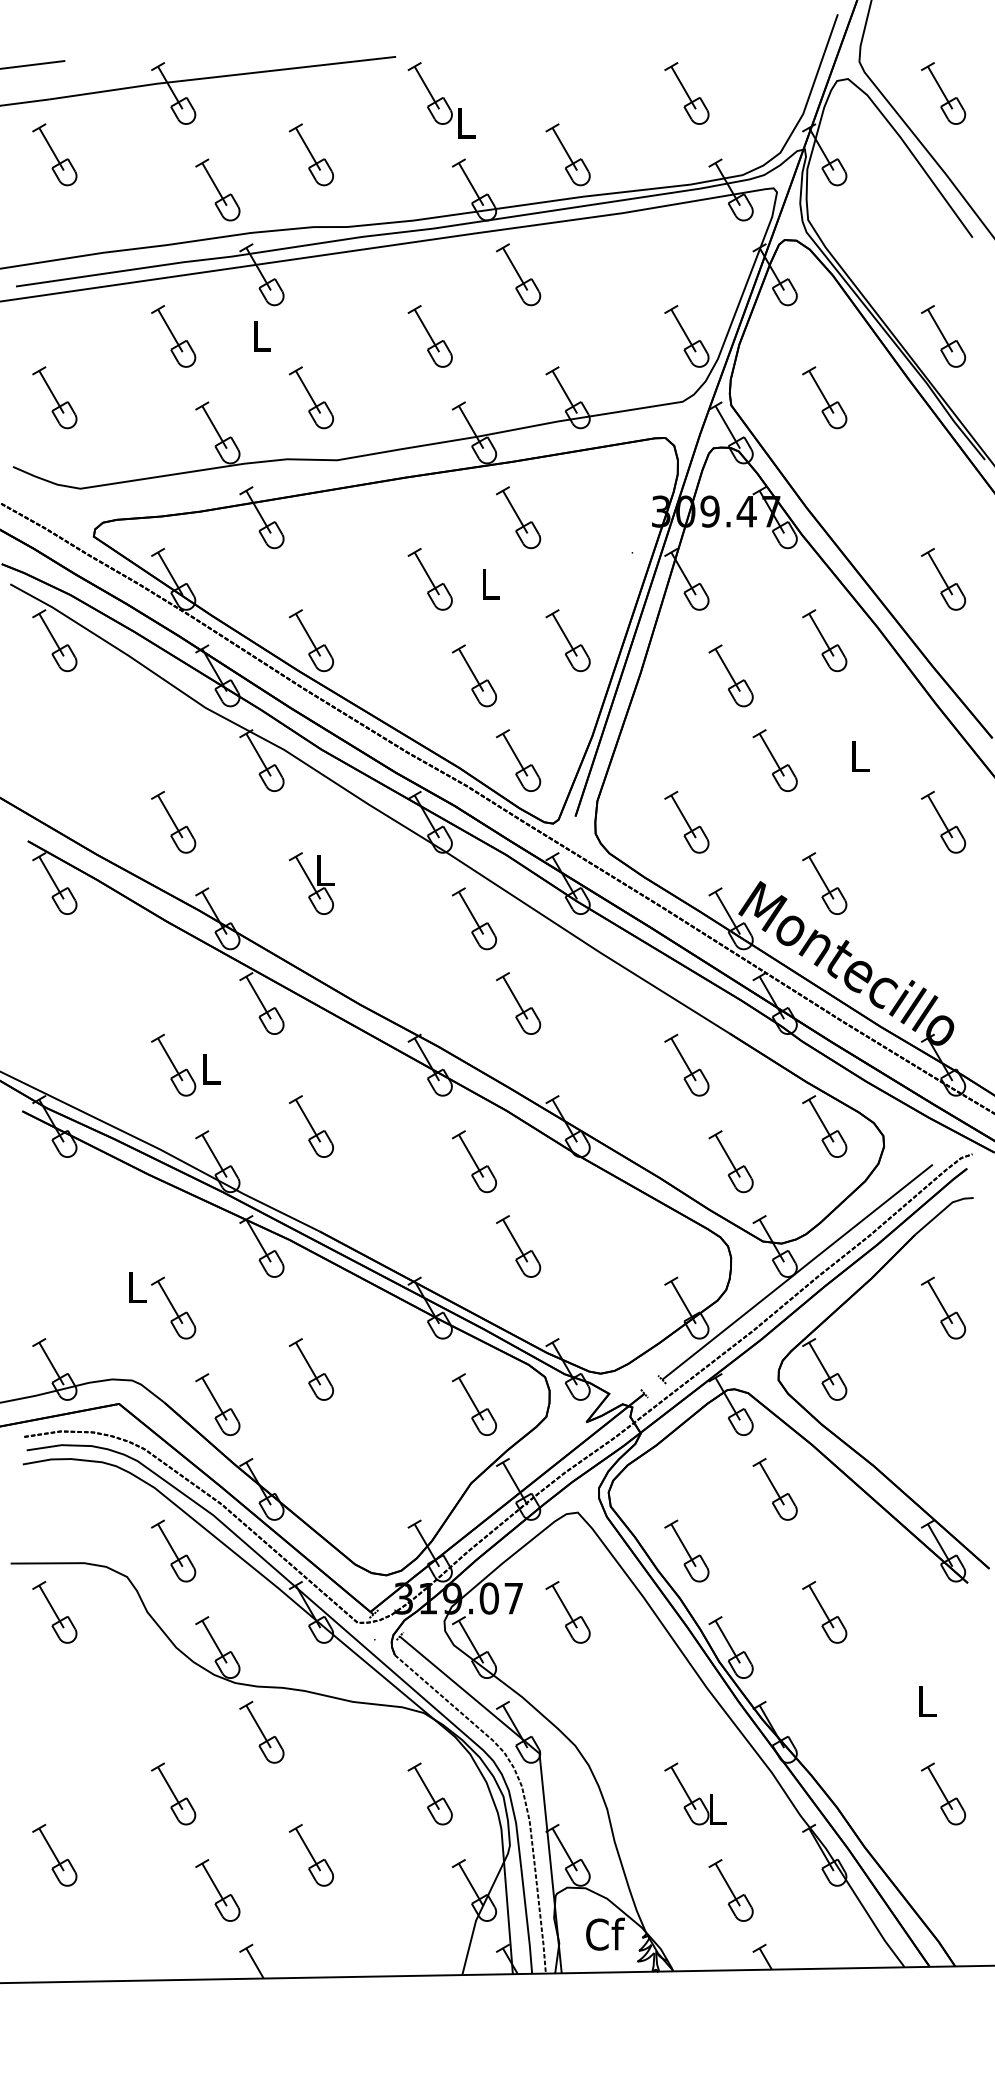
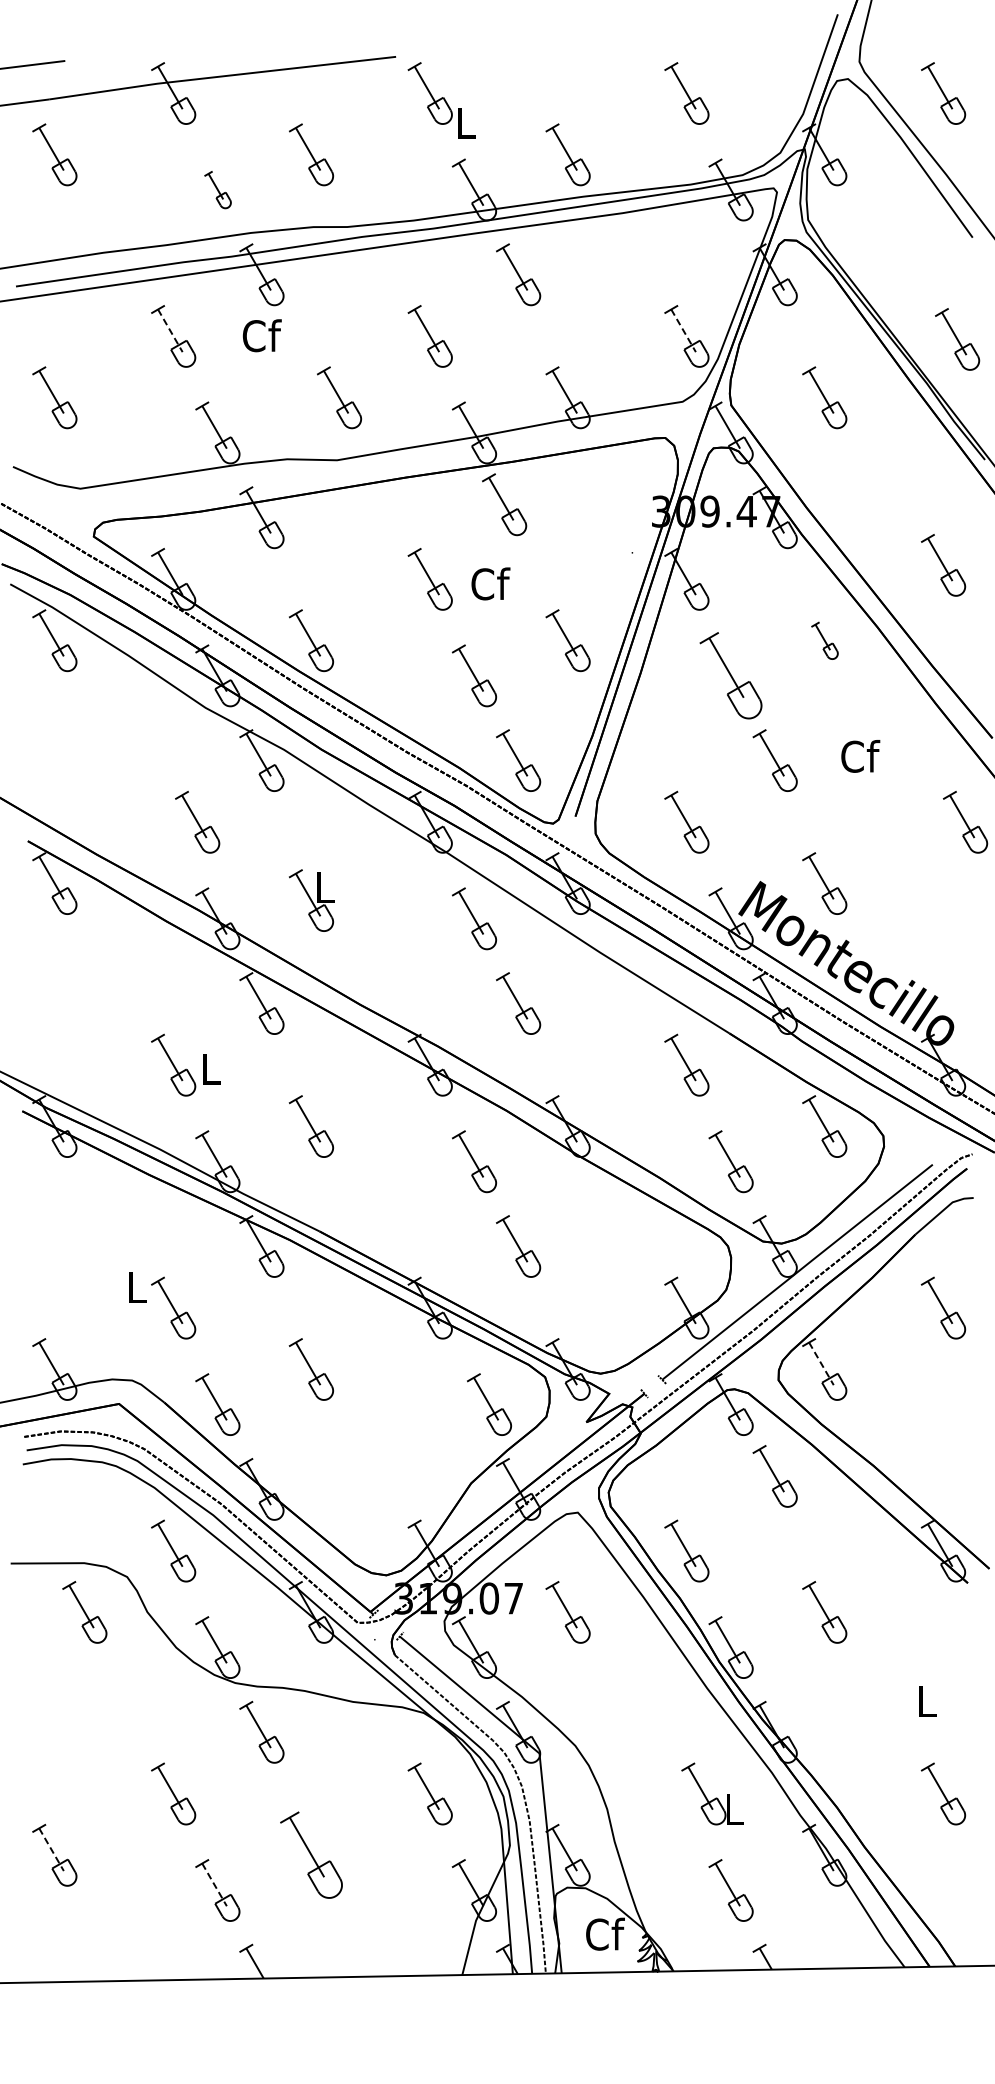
part size: 46x64 px -> 28x39 px (217, 190)
line: solid -> dashed (170, 330)
line: solid -> dashed (683, 330)
text: L -> Cf (261, 335)
part position: (943, 336) -> (957, 339) (957, 339)
part position: (311, 397) -> (339, 397) (339, 397)
part position: (518, 517) -> (504, 504) (504, 504)
part position: (943, 579) -> (943, 565) (943, 565)
text: L -> Cf (490, 583)
part size: 46x64 px -> 28x39 px (824, 640)
part size: 46x64 px -> 64x88 px (730, 675)
text: L -> Cf (860, 756)
part position: (173, 821) -> (197, 821) (197, 821)
part position: (943, 822) -> (965, 822) (965, 822)
part position: (311, 883) -> (311, 900) (311, 900)
line: solid -> dashed (821, 1363)
part position: (474, 1404) -> (489, 1404) (489, 1404)
part position: (774, 1489) -> (774, 1476) (774, 1476)
part position: (54, 1612) -> (84, 1612) (84, 1612)
part position: (695, 1793) -> (712, 1793) (712, 1793)
line: solid -> dashed (51, 1849)
part size: 46x63 px -> 63x88 px (311, 1854)
line: solid -> dashed (214, 1884)
